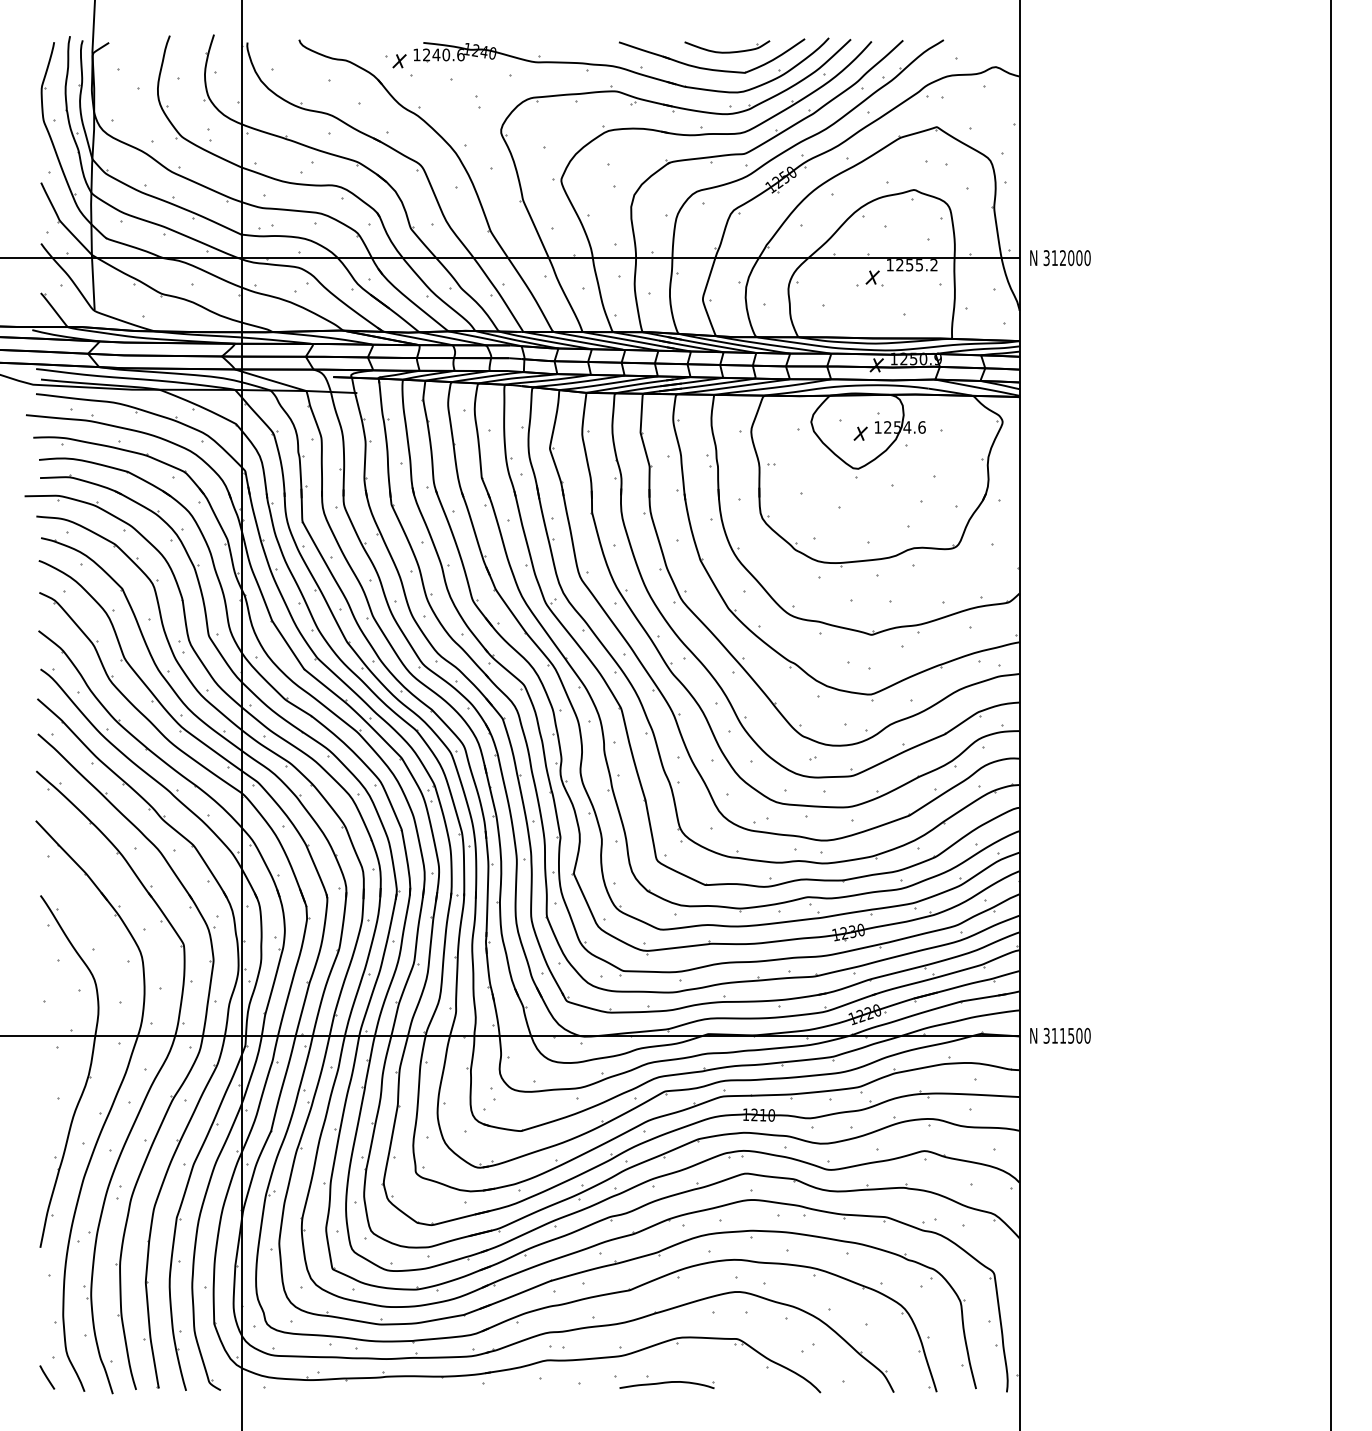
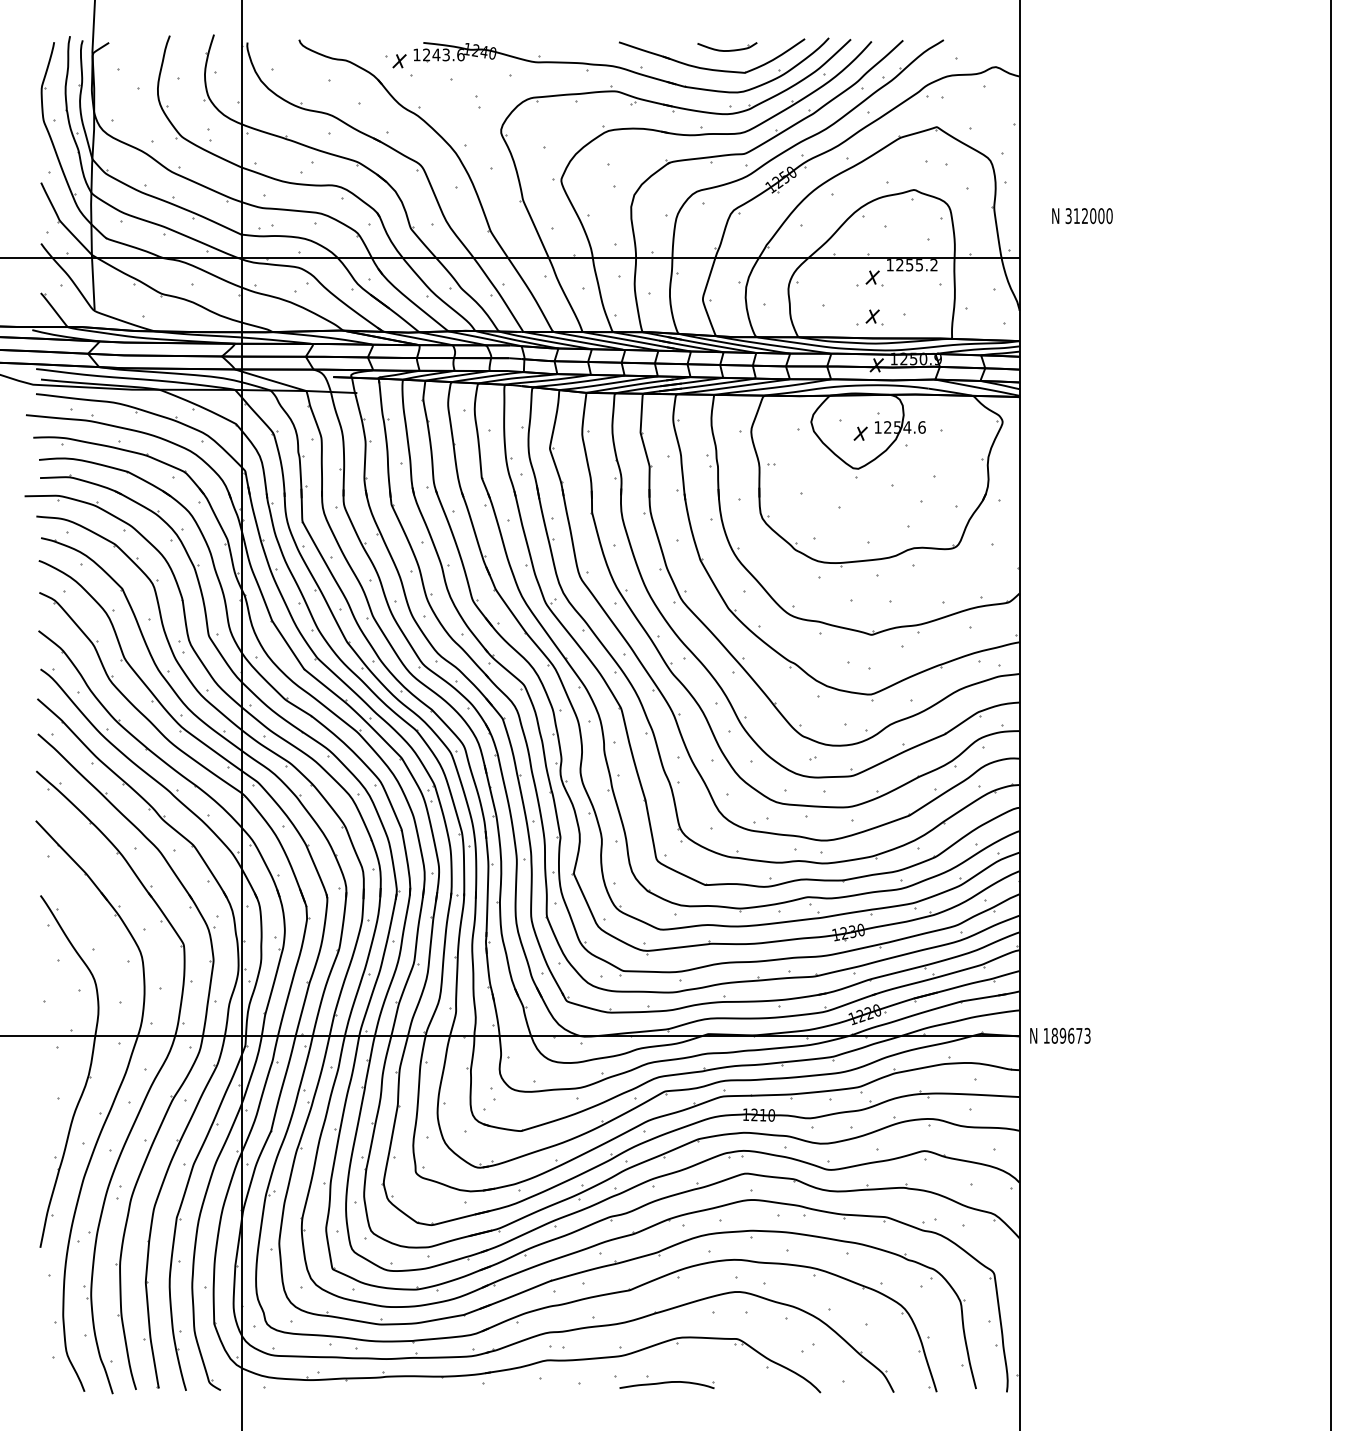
part size: 87x14 px -> 61x10 px (727, 46)
text: 1240.6 -> 1243.6 (446, 54)
text position: (1060, 258) -> (1082, 216) (1082, 216)
part: none -> present (869, 317)
text: 311500 -> 189673 (1066, 1035)
line: present -> none (47, 1377)
